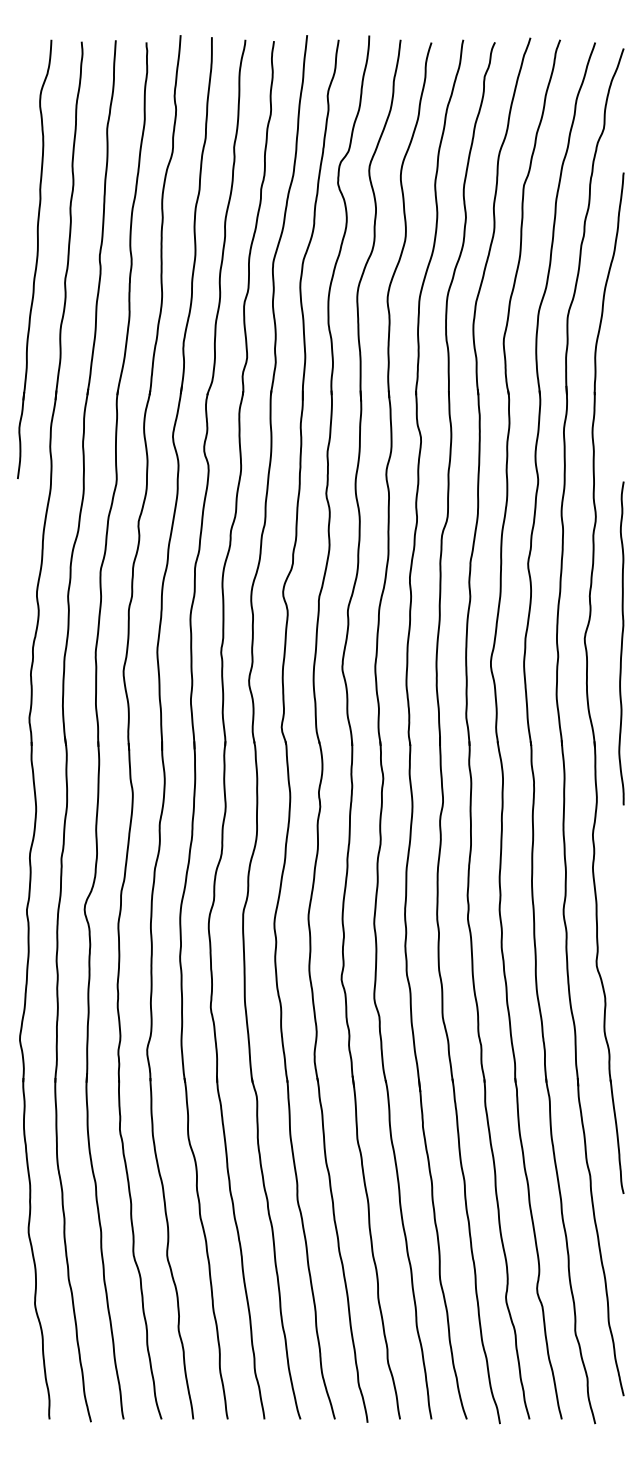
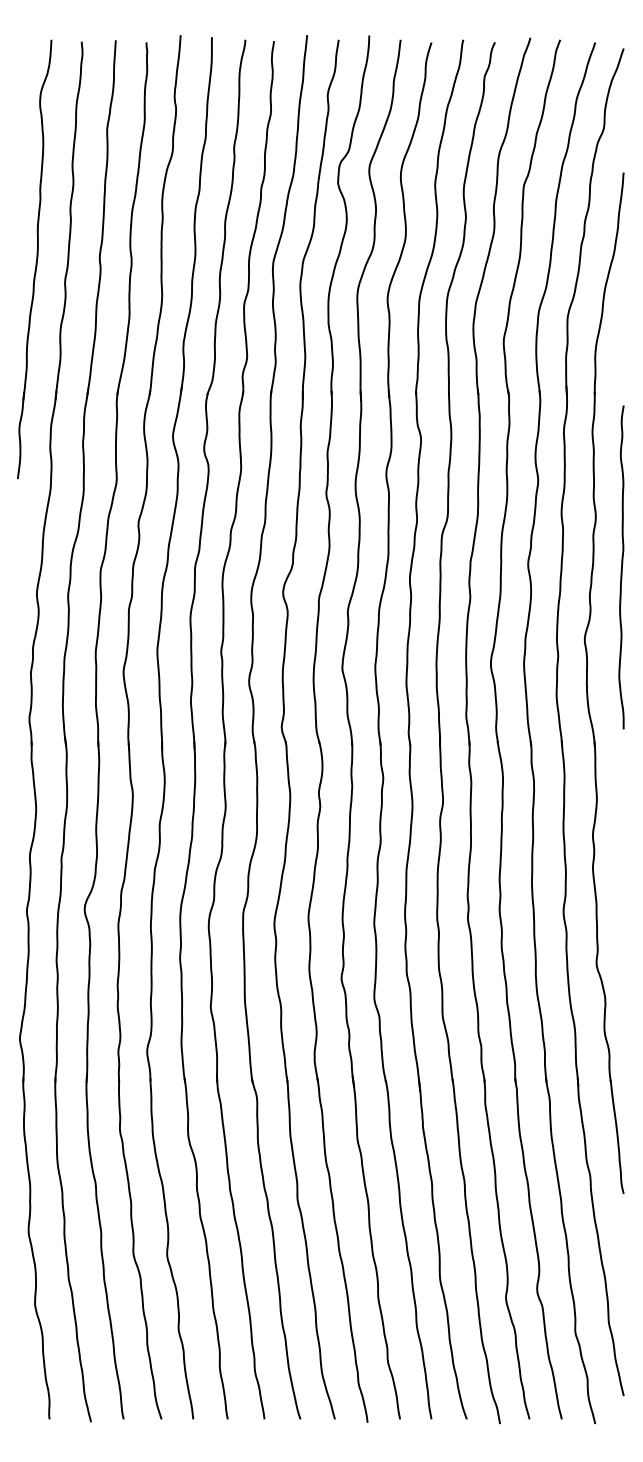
curve position: (621, 643) -> (621, 567) (621, 567)
